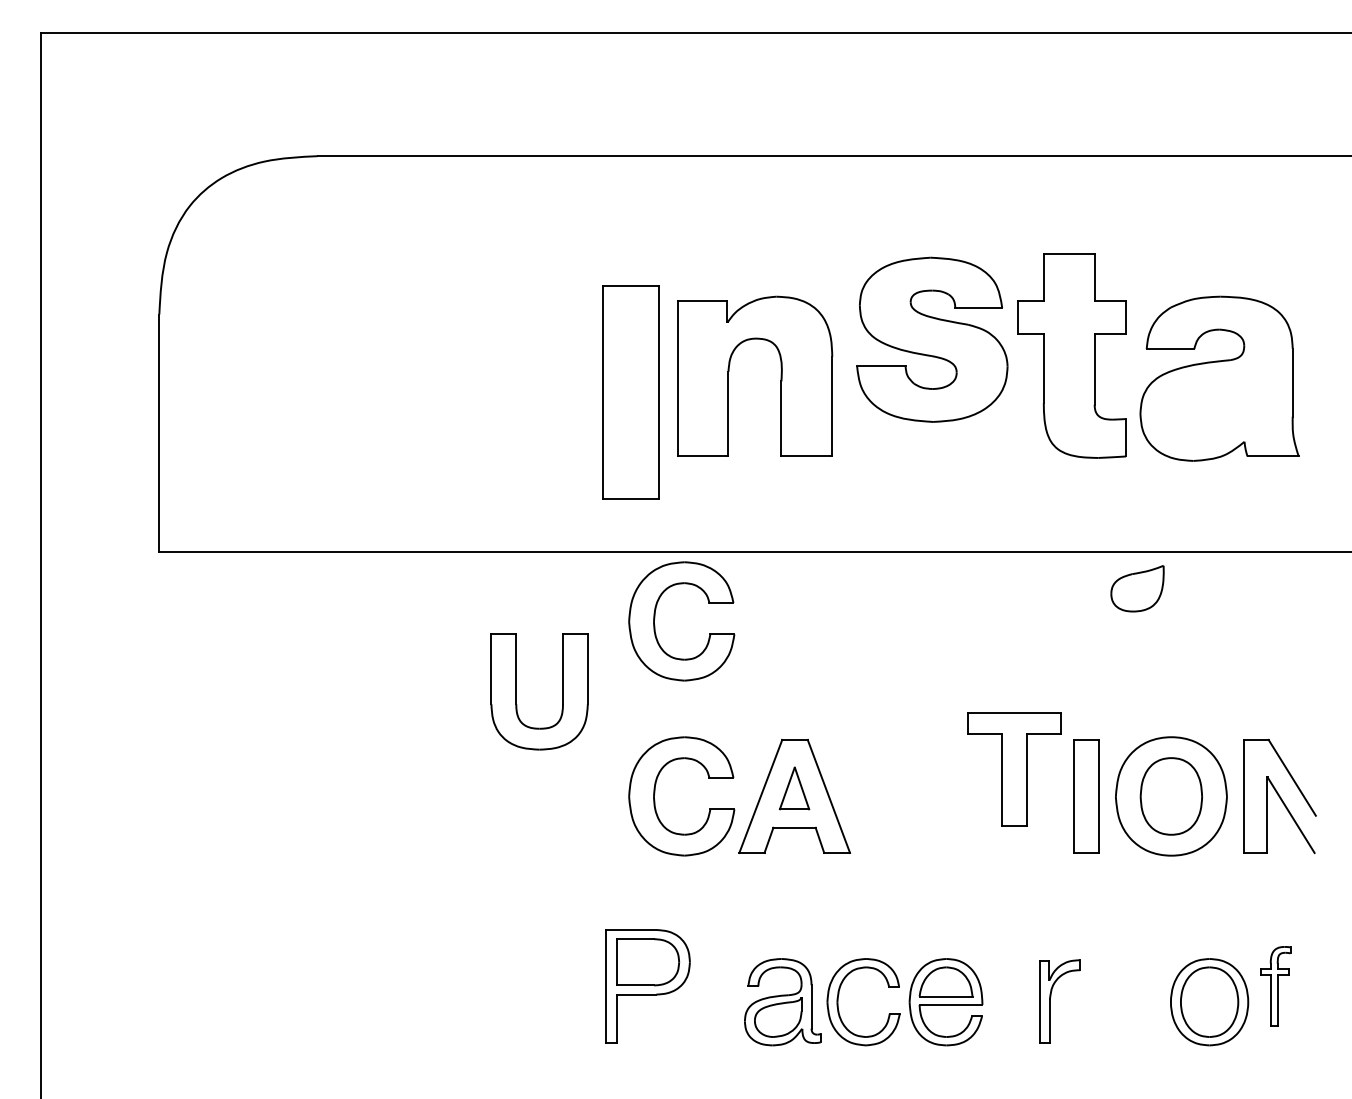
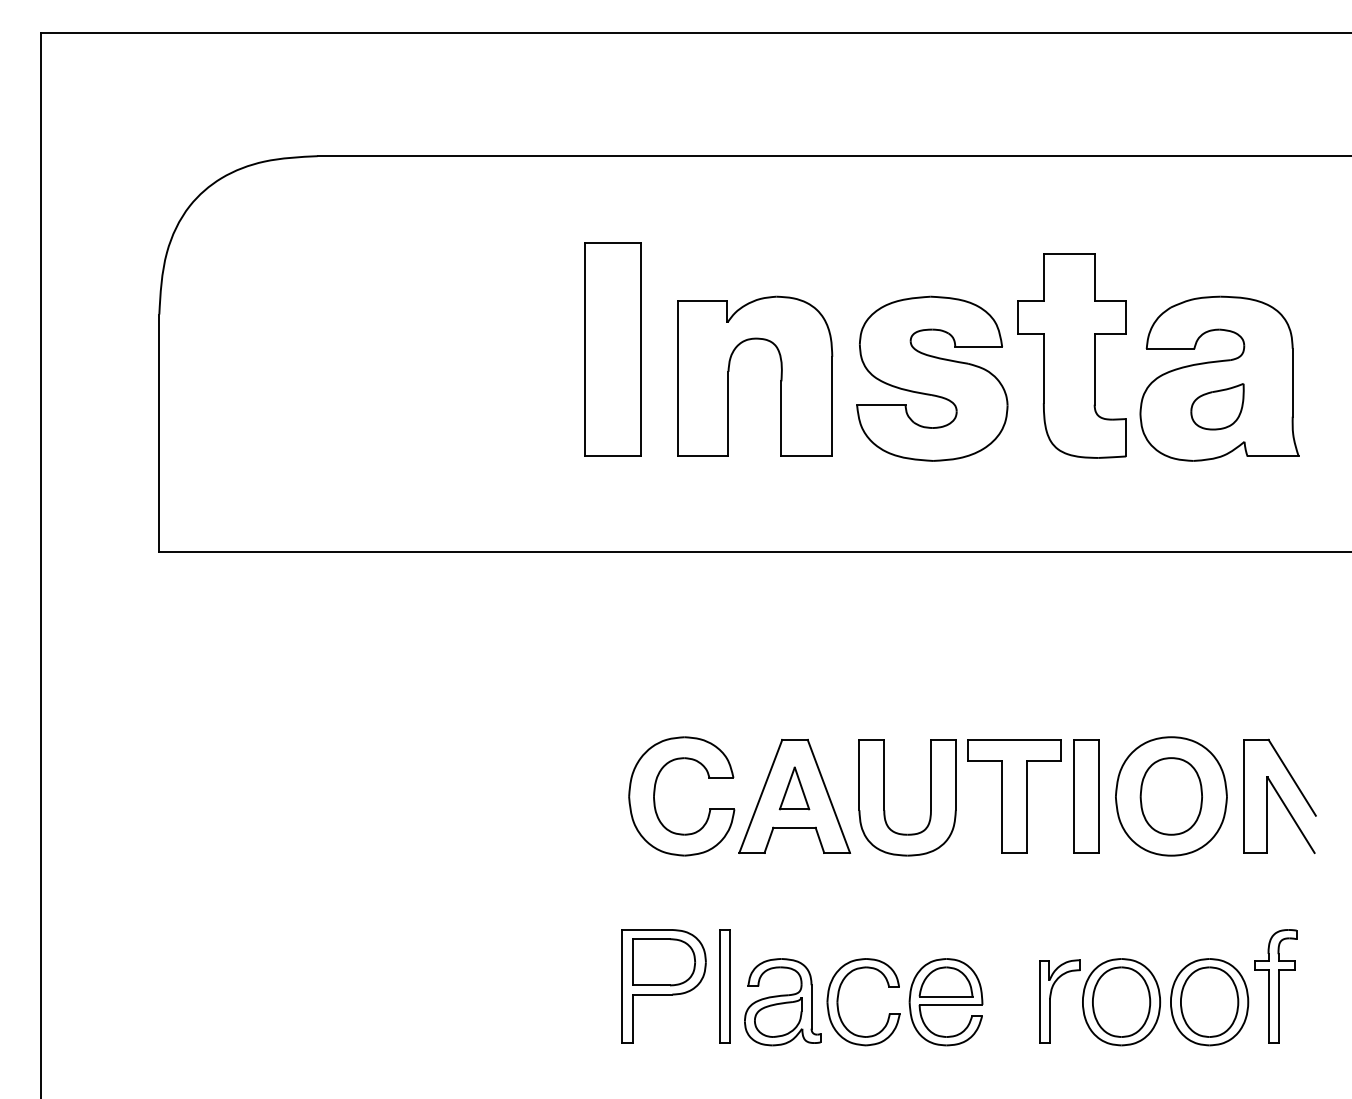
part position: (932, 339) -> (932, 378) (932, 378)
part position: (630, 392) -> (612, 349) (612, 349)
part position: (1137, 588) -> (1217, 406) (1217, 406)
part: present -> none (655, 618)
part position: (516, 691) -> (884, 797) (884, 797)
part position: (1014, 769) -> (1014, 796) (1014, 796)
part position: (647, 986) -> (663, 986) (663, 986)
part: none -> present (724, 986)
part size: 32x81 px -> 44x115 px (1275, 986)
part: none -> present (1121, 1002)
